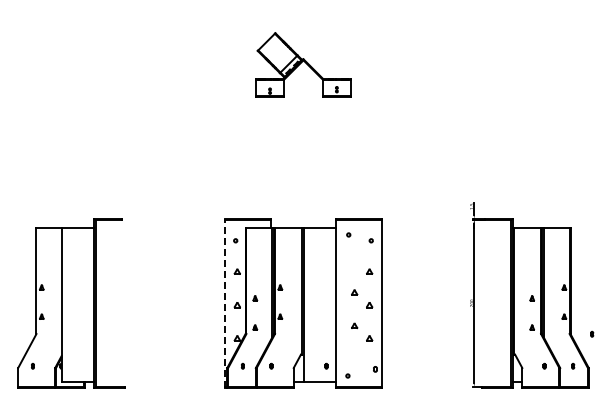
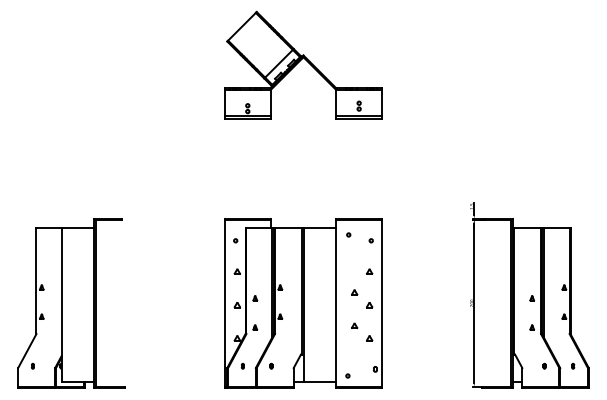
part size: 97x66 px -> 159x110 px (303, 64)
line: dashed -> solid (224, 303)
part: present -> none (592, 333)
part: present -> none (326, 365)
